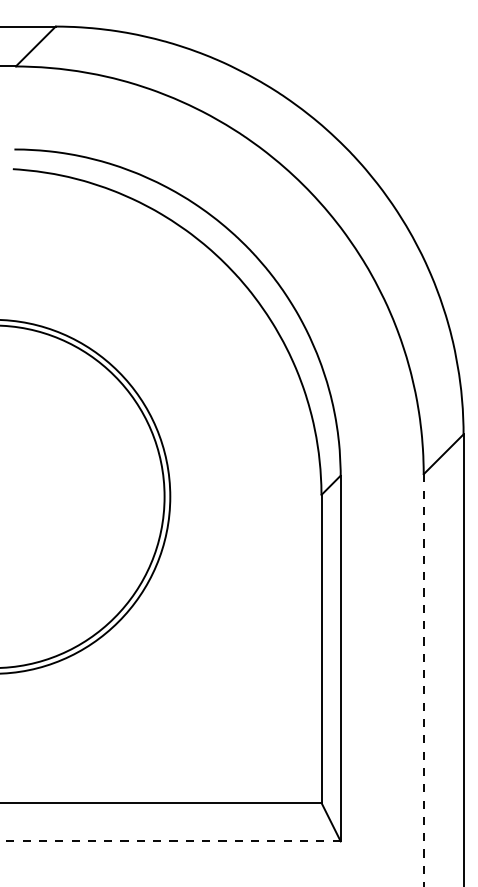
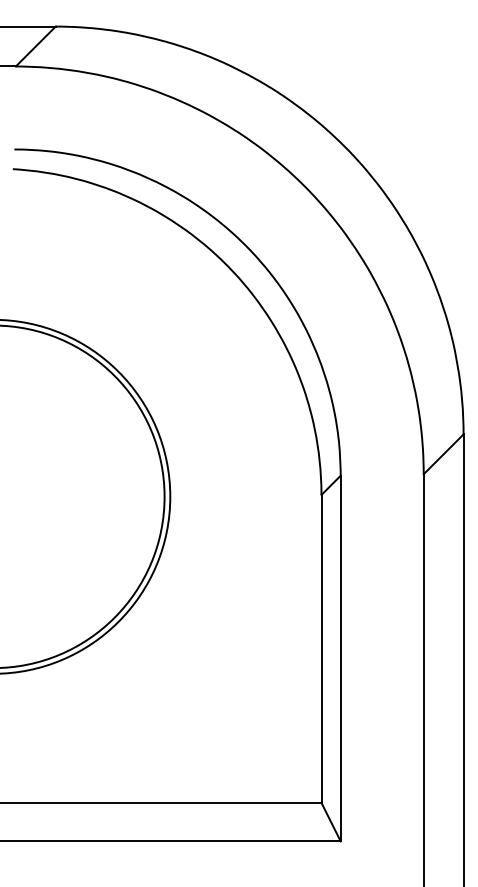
line: dashed -> solid (423, 680)
line: dashed -> solid (170, 841)
